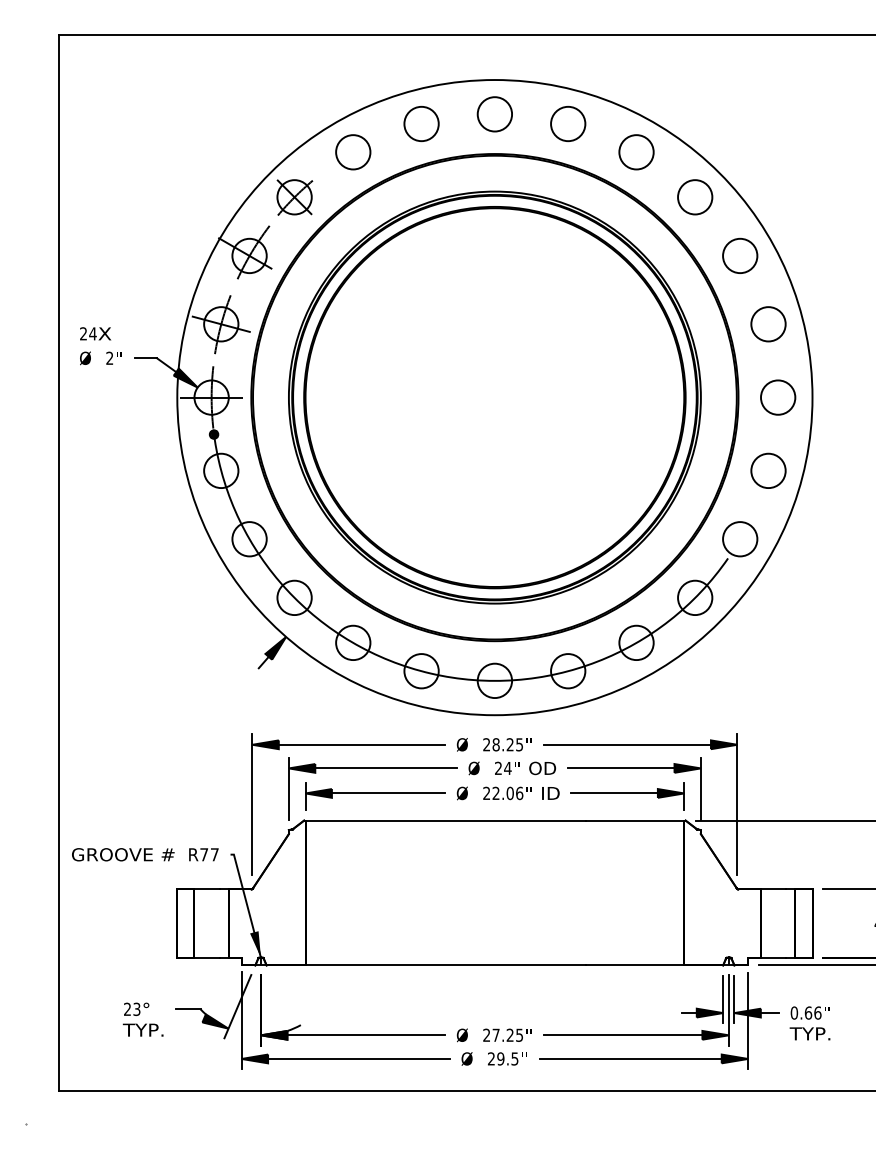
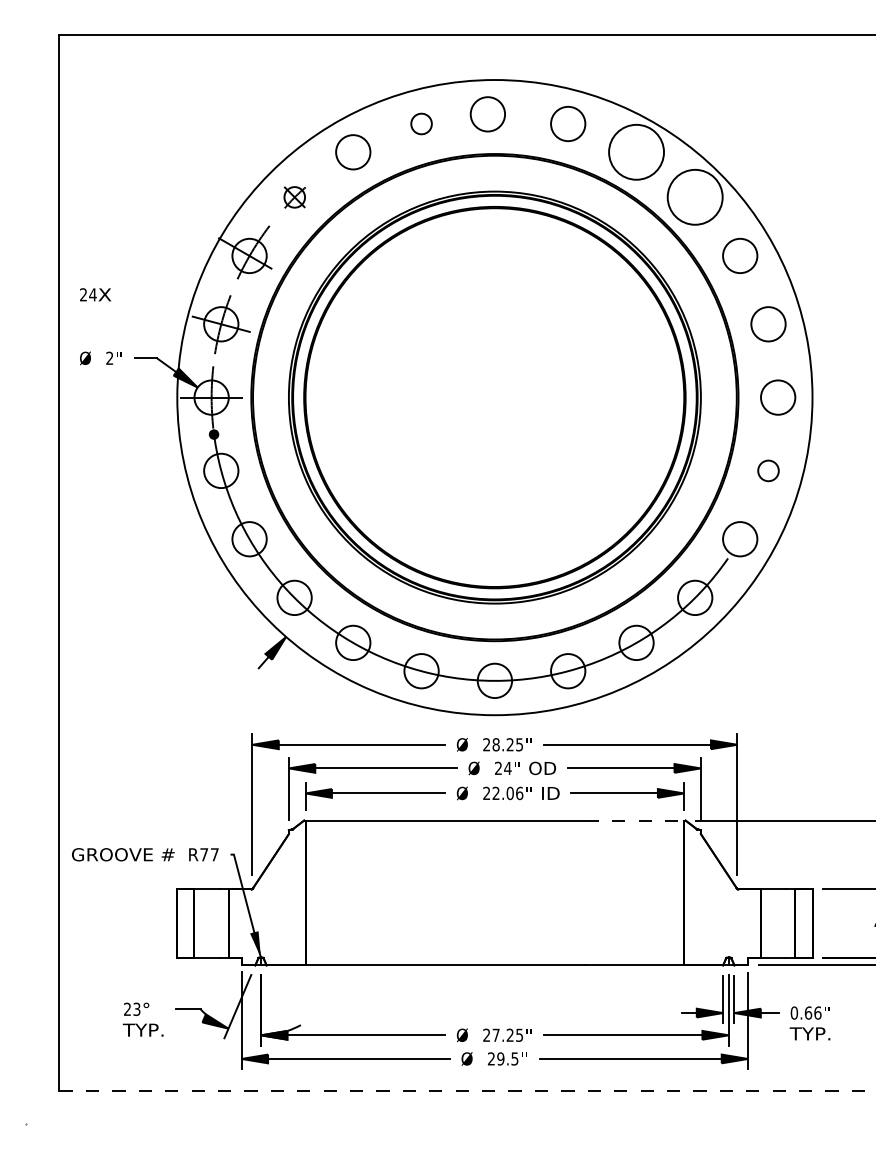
circle position: (494, 114) -> (487, 114) (487, 114)
circle diameter: 34 px -> 21 px (421, 123)
circle diameter: 34 px -> 55 px (636, 151)
part size: 38x37 px -> 23x23 px (294, 197)
circle diameter: 34 px -> 55 px (694, 196)
text position: (95, 333) -> (95, 294) (95, 294)
circle diameter: 34 px -> 21 px (768, 470)
line: solid -> dashed (635, 820)
line: solid -> dashed (467, 1091)
